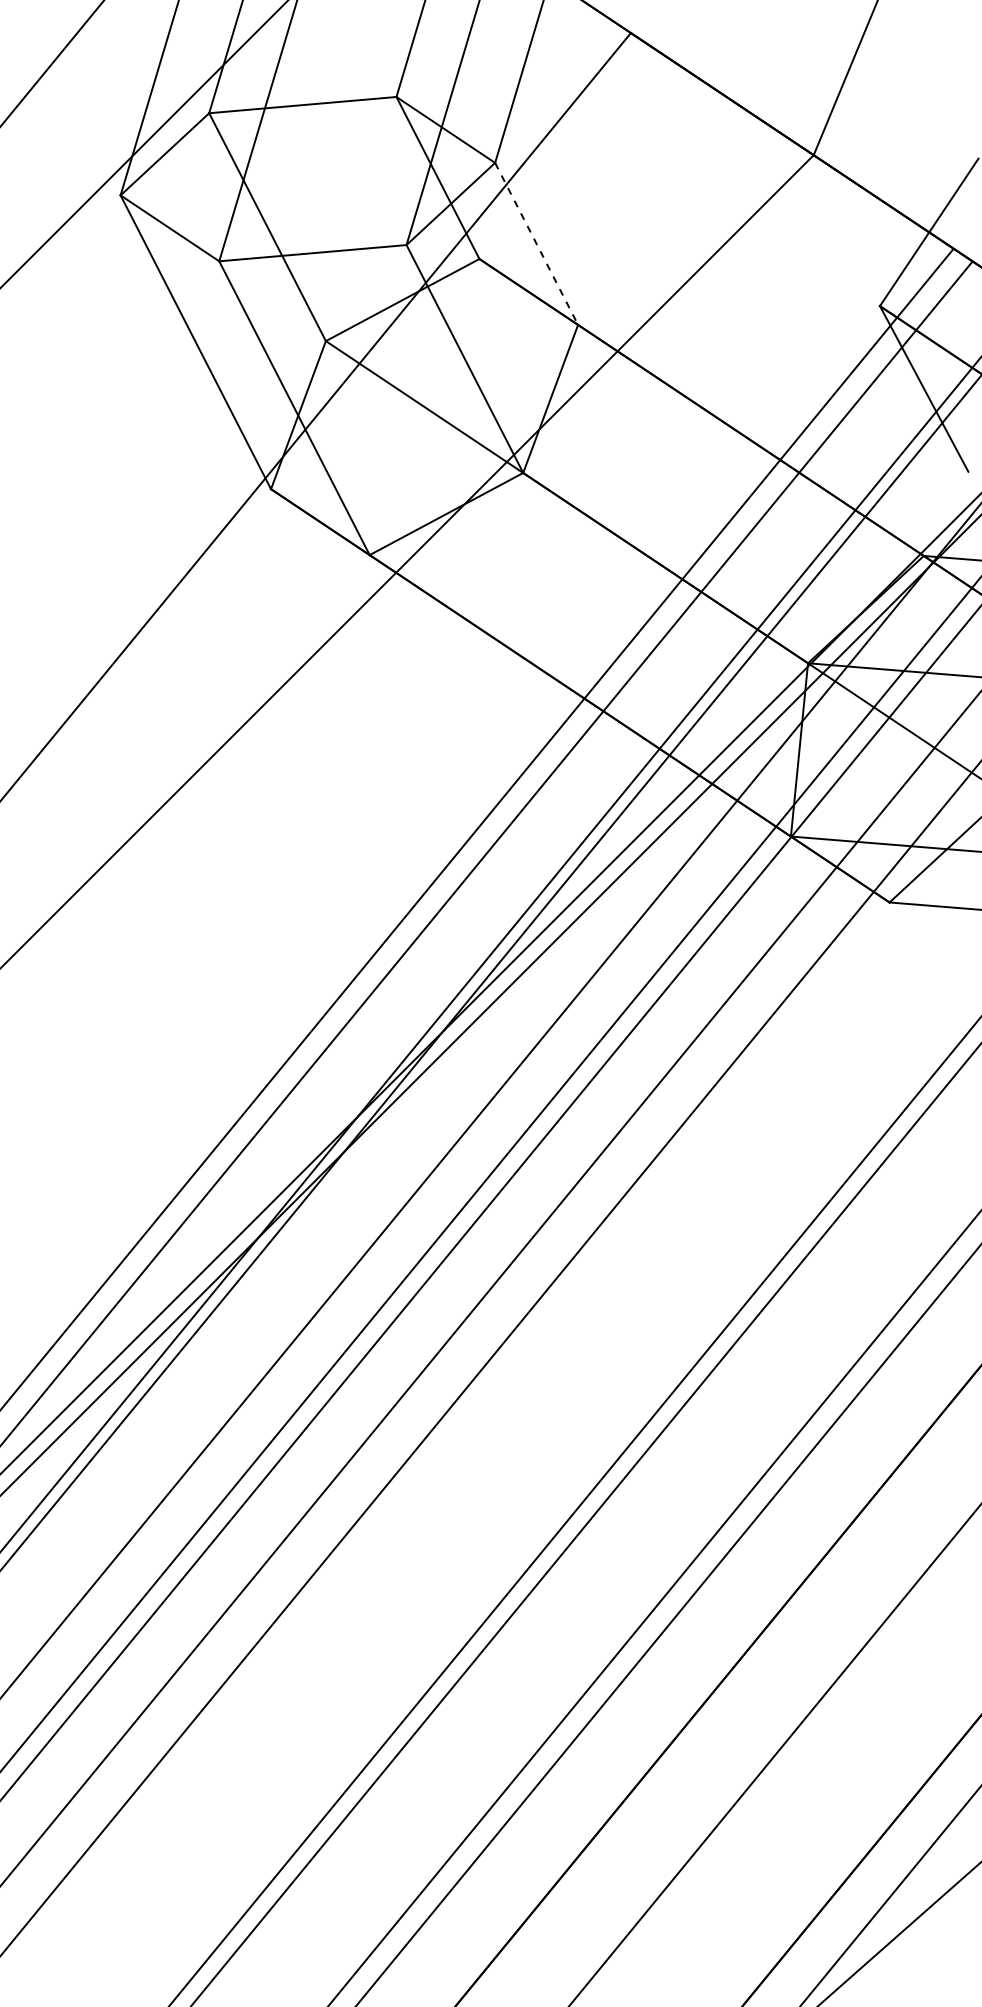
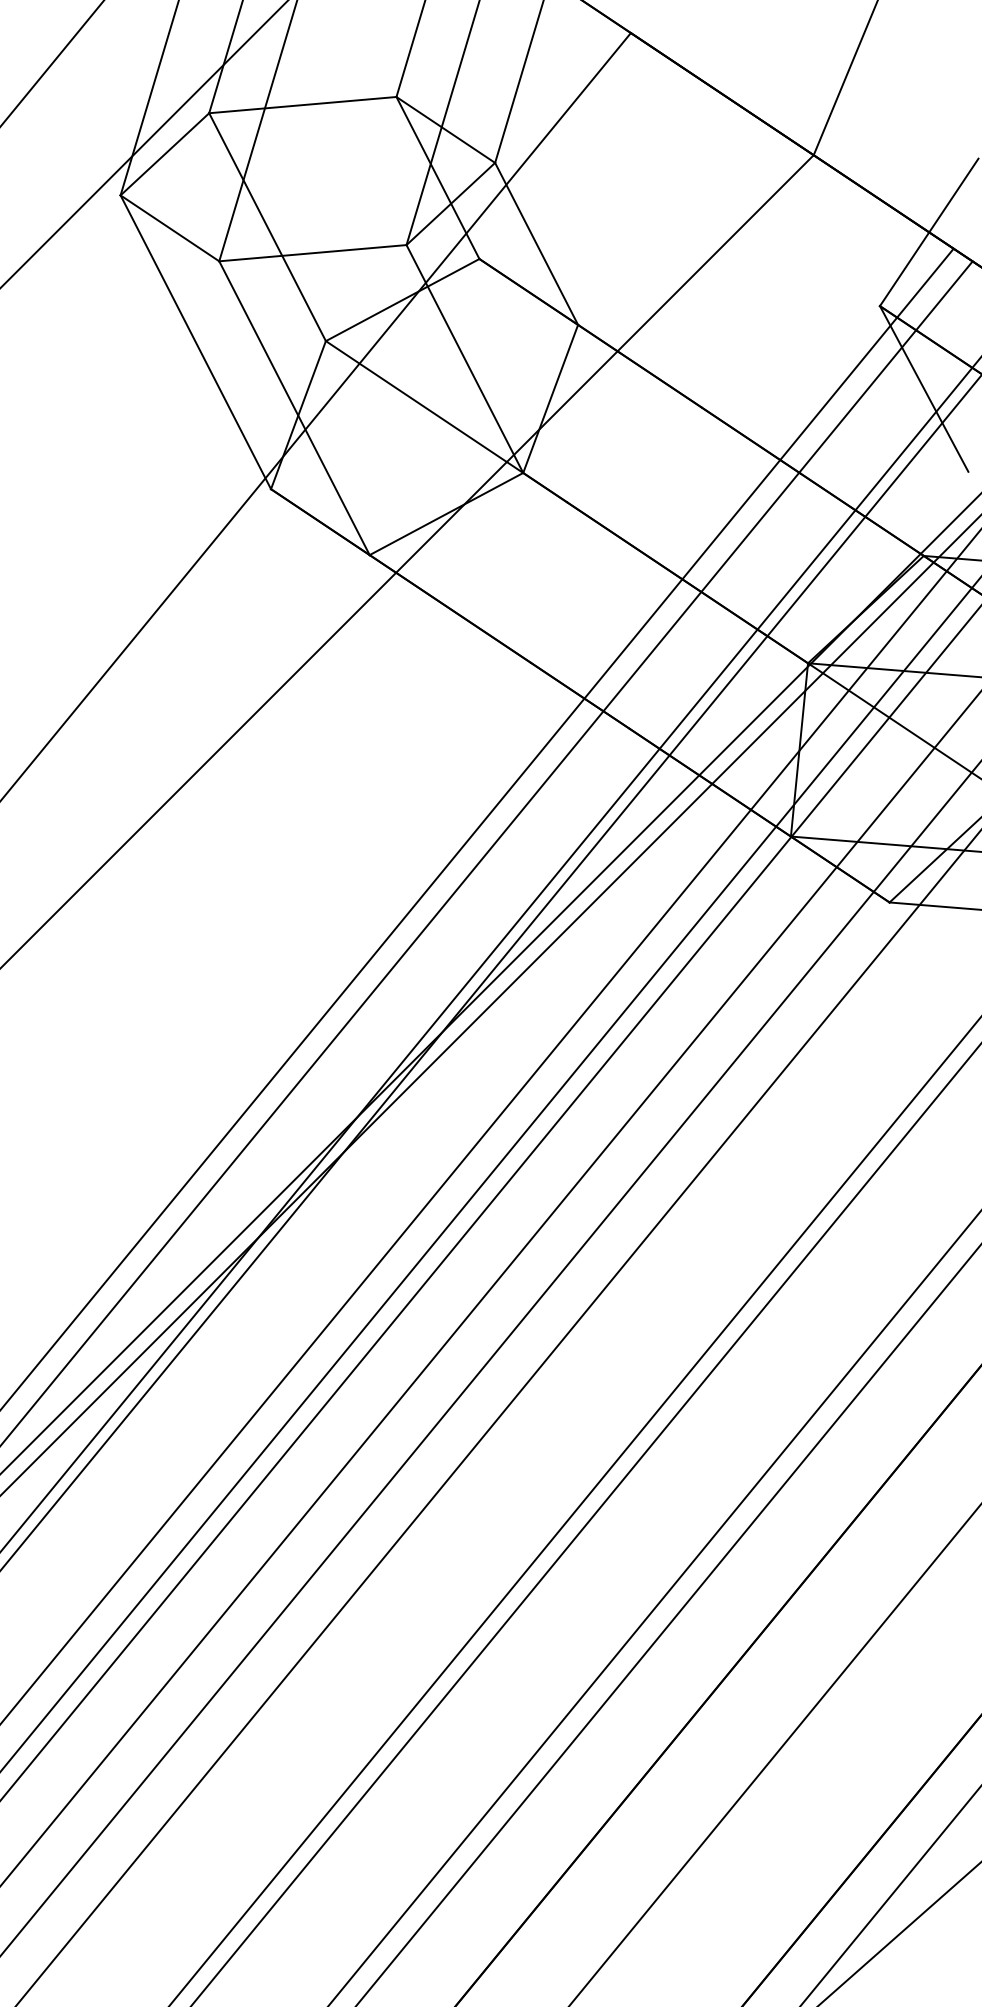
line: dashed -> solid (536, 244)
line position: (490, 1100) -> (490, 1127) (490, 1127)
line: none -> present (498, 1417)
